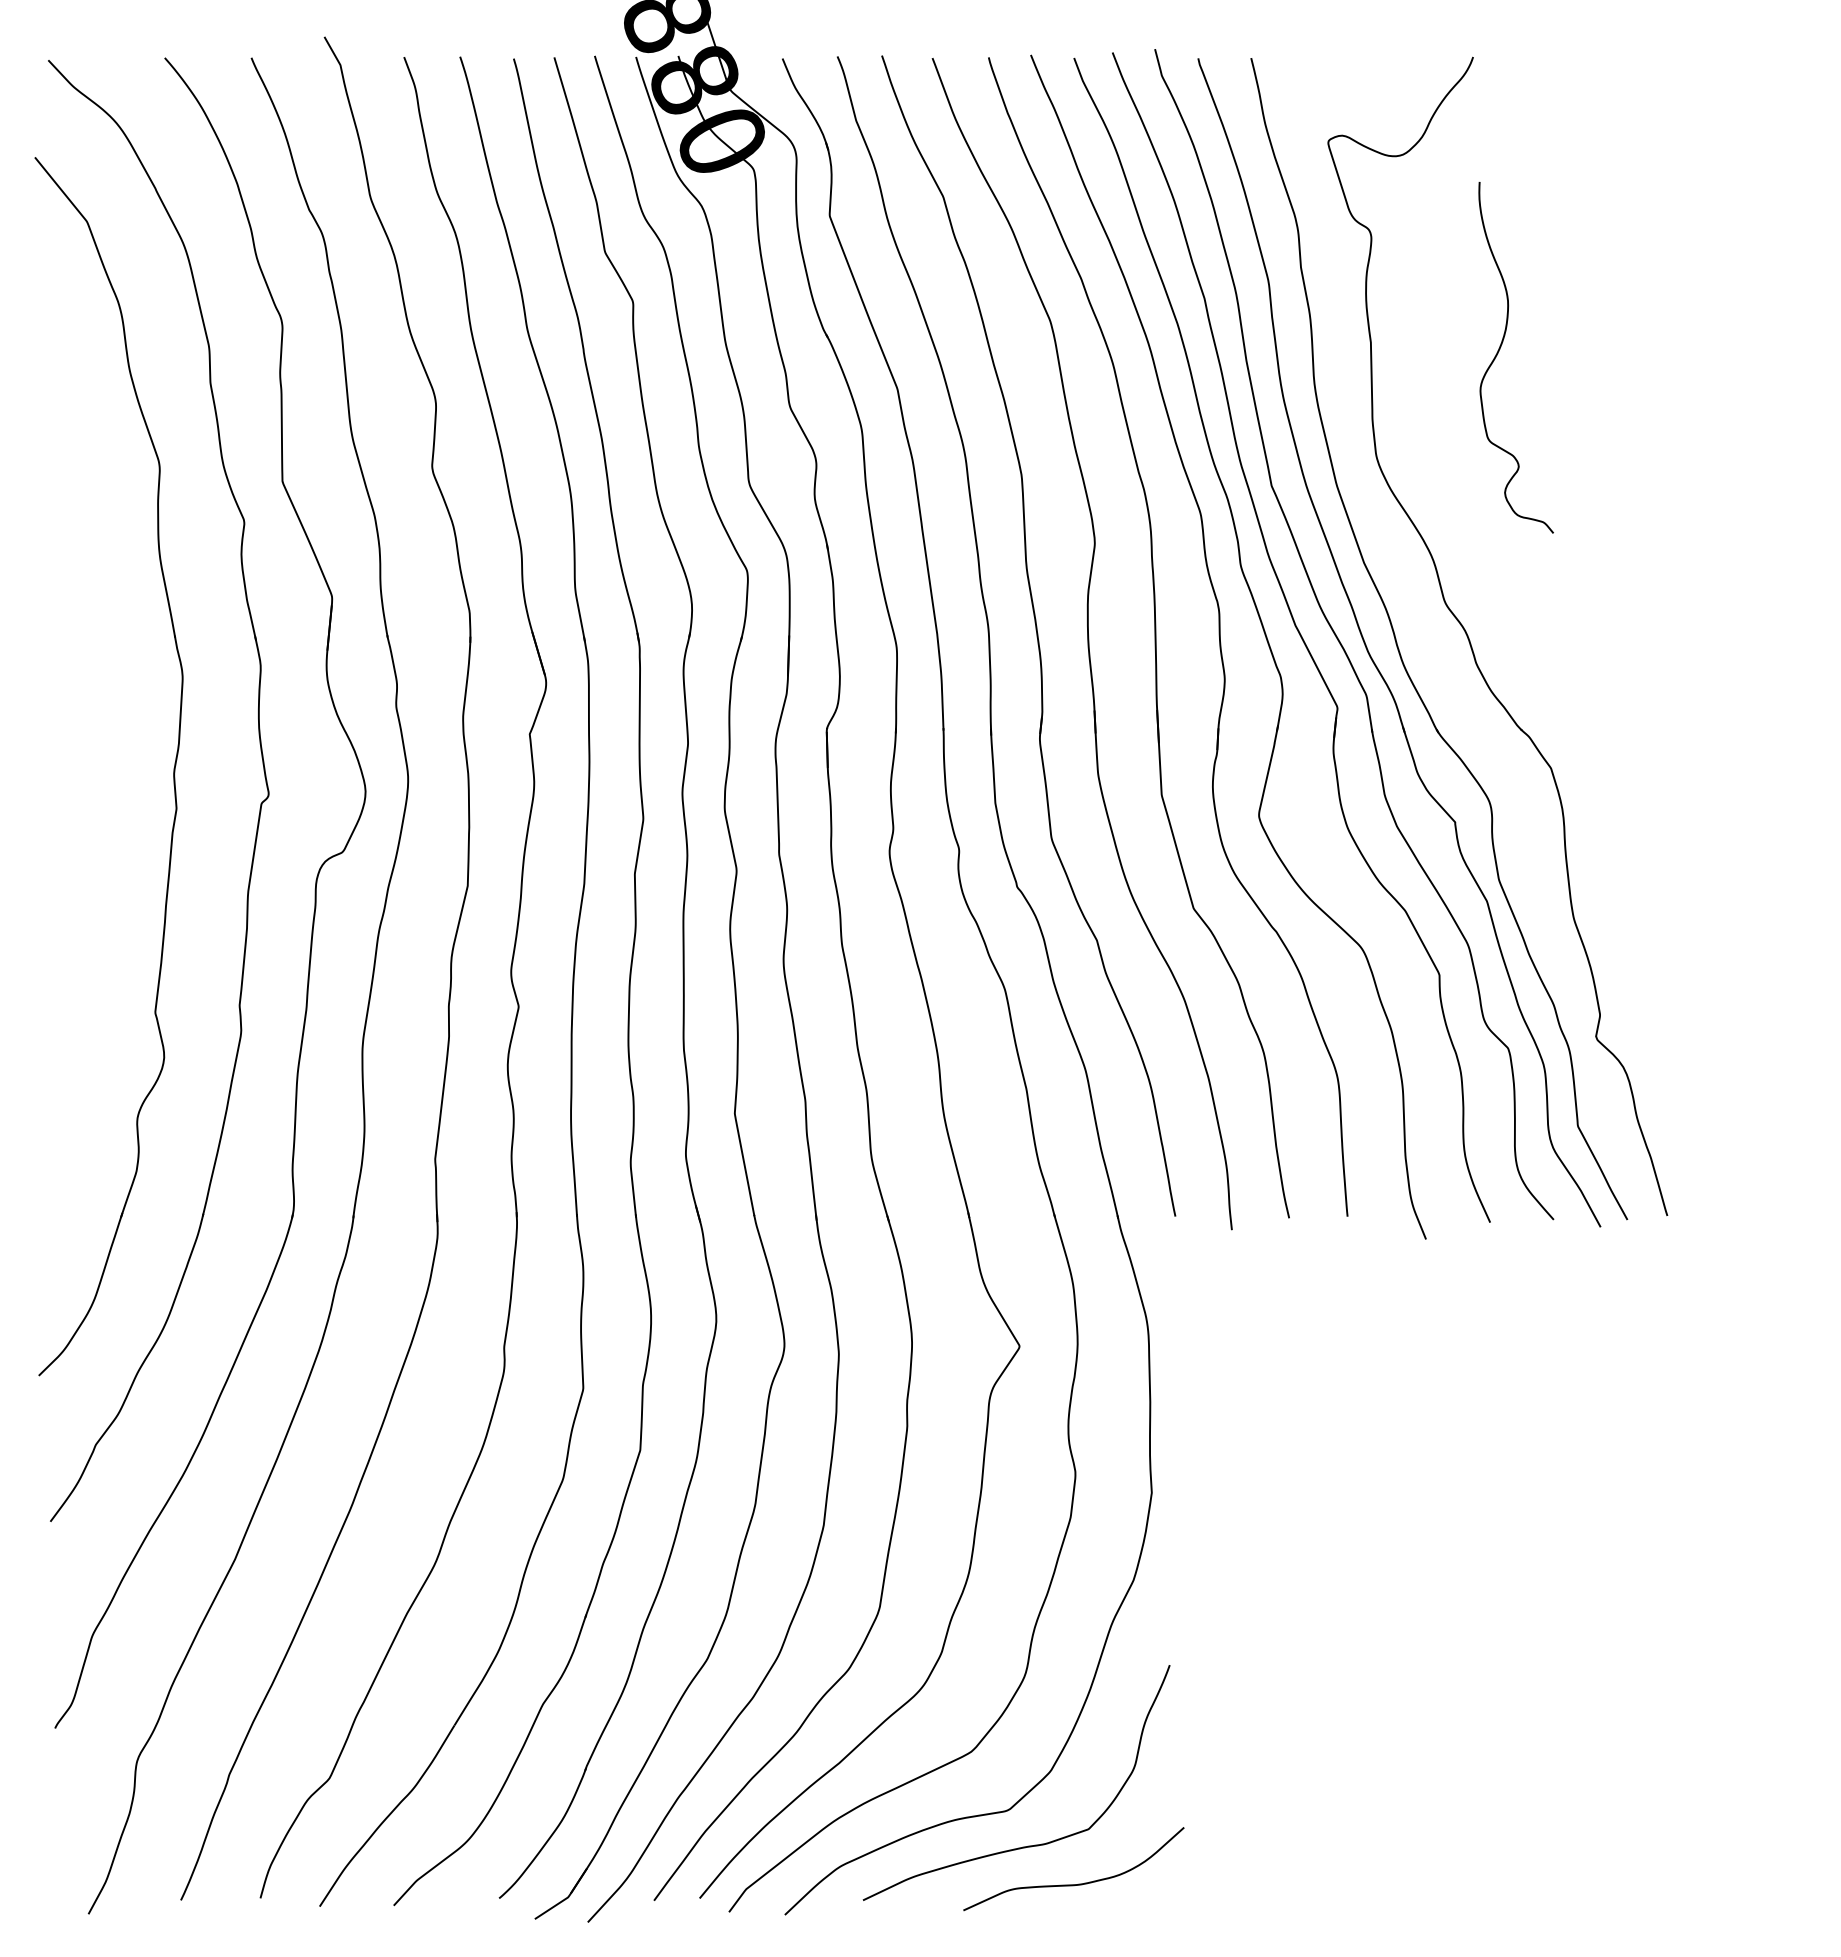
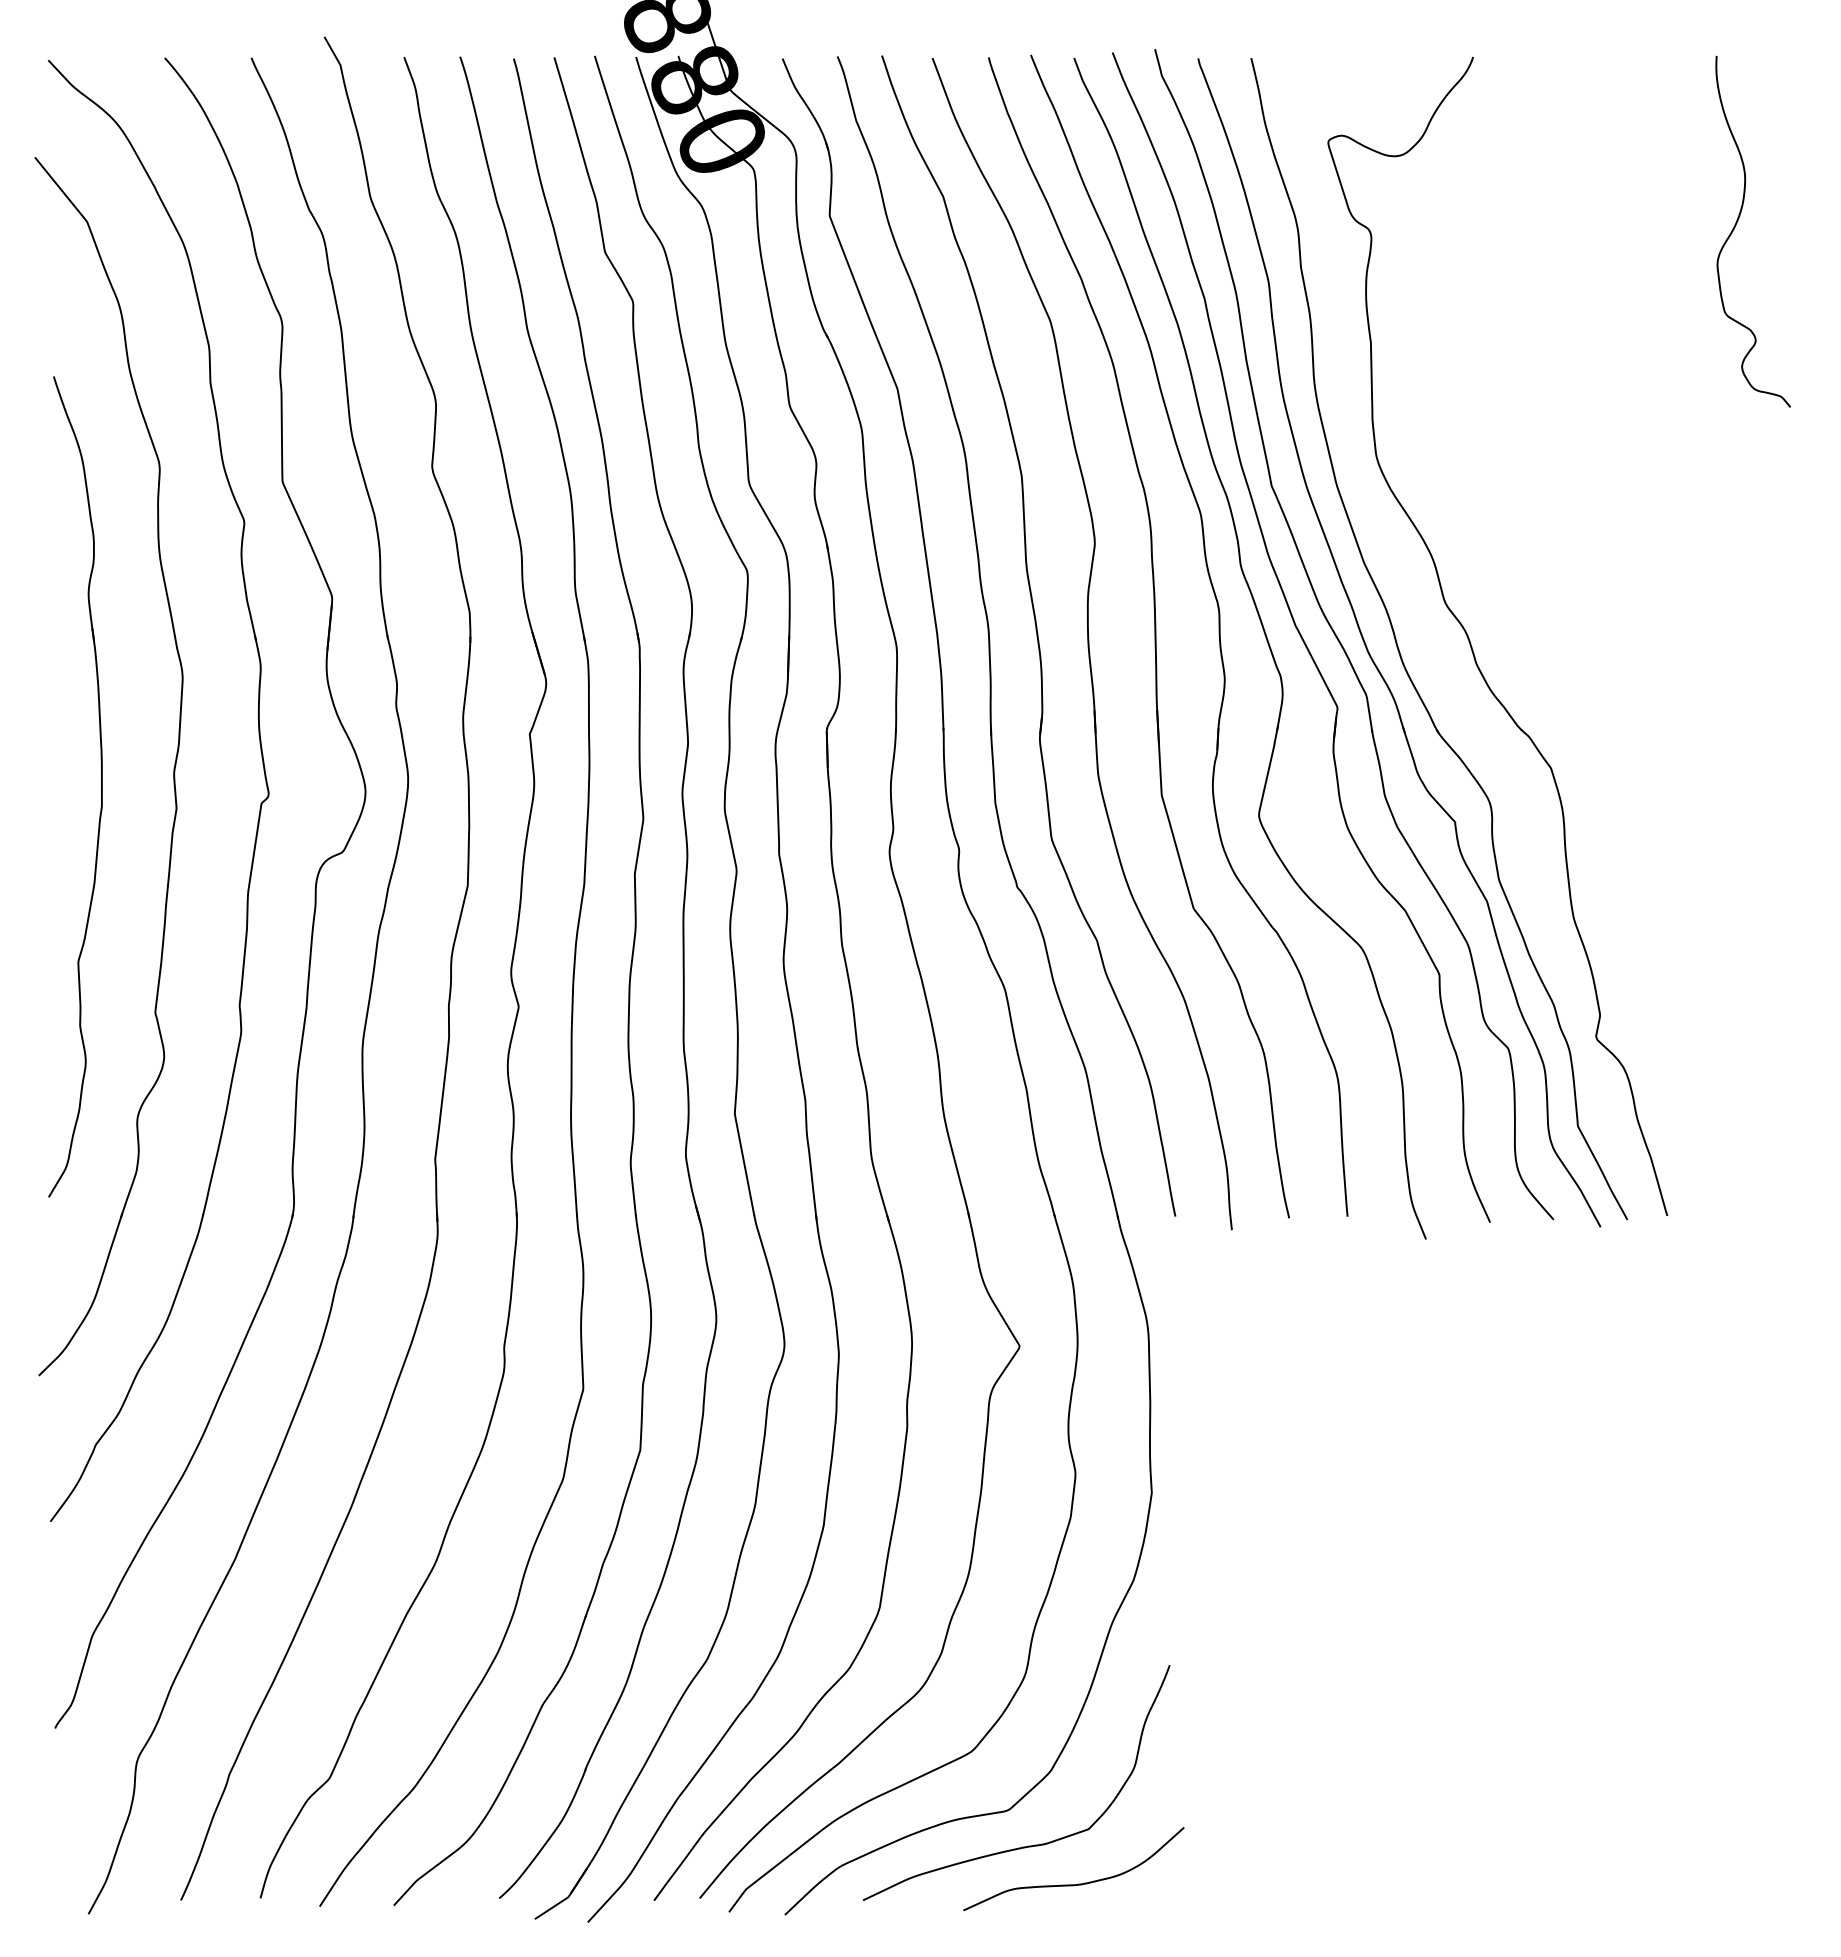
curve position: (1500, 349) -> (1737, 223) (1737, 223)
part: none -> present (101, 786)
